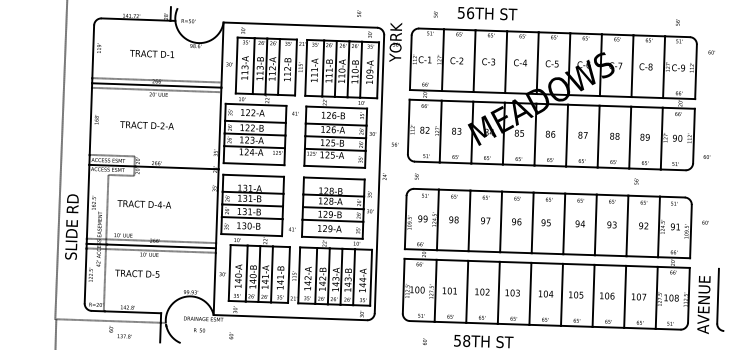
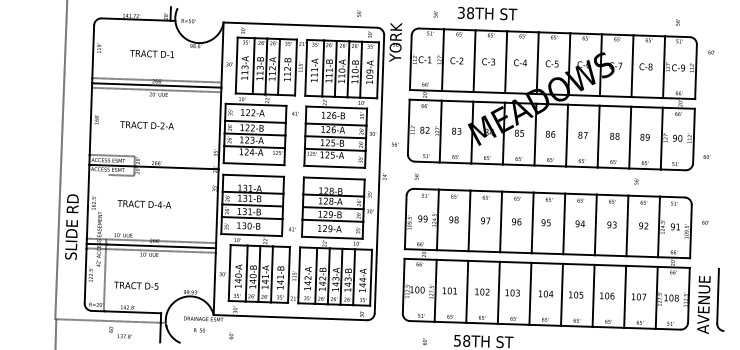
text: 56TH -> 38TH (466, 12)
line: present -> none (107, 206)
text position: (137, 273) -> (136, 285) (136, 285)
